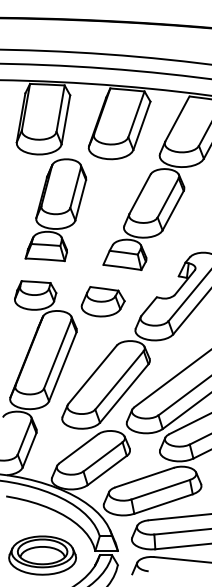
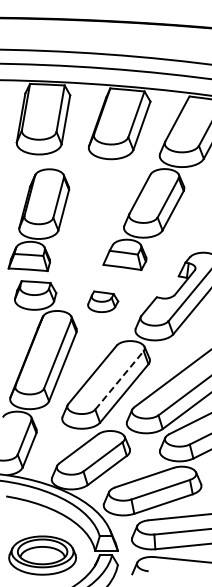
part position: (55, 210) -> (38, 220) (38, 220)
part size: 46x32 px -> 33x23 px (103, 301)
line: solid -> dashed (119, 380)
